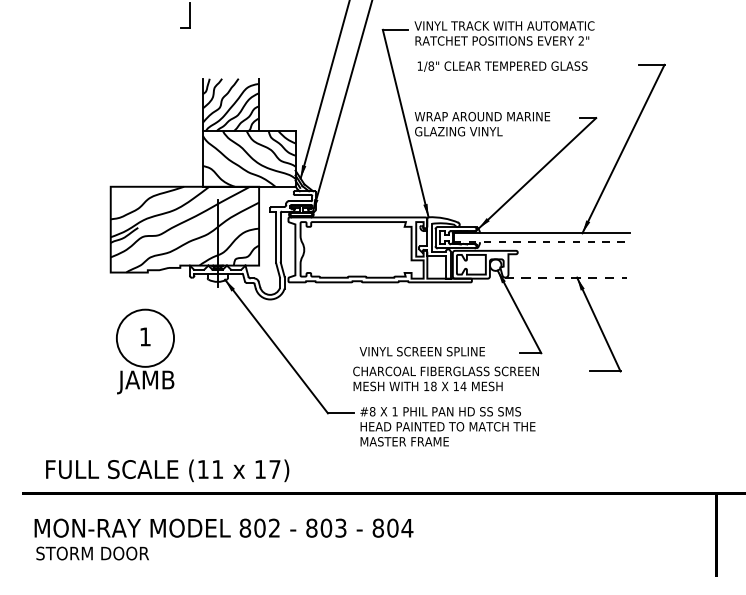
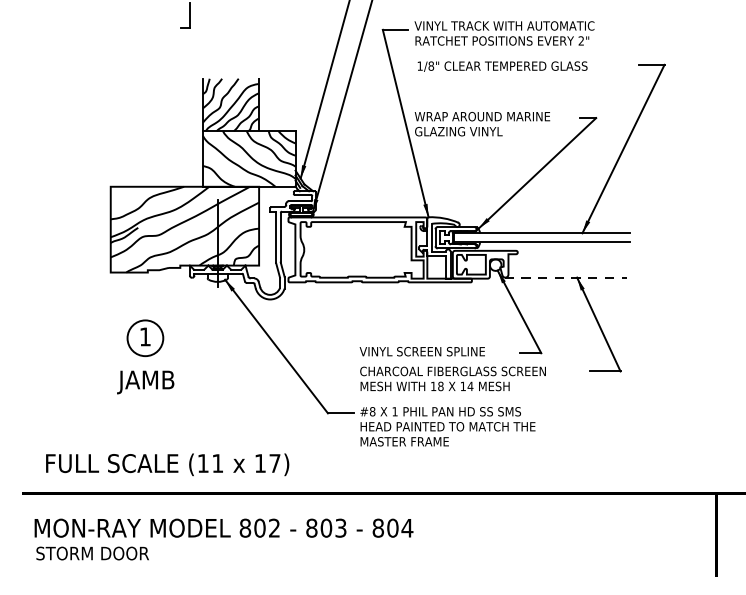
line: dashed -> solid (541, 242)
circle diameter: 57 px -> 36 px (145, 338)
text position: (445, 378) -> (452, 378) (452, 378)
text position: (167, 470) -> (167, 464) (167, 464)
